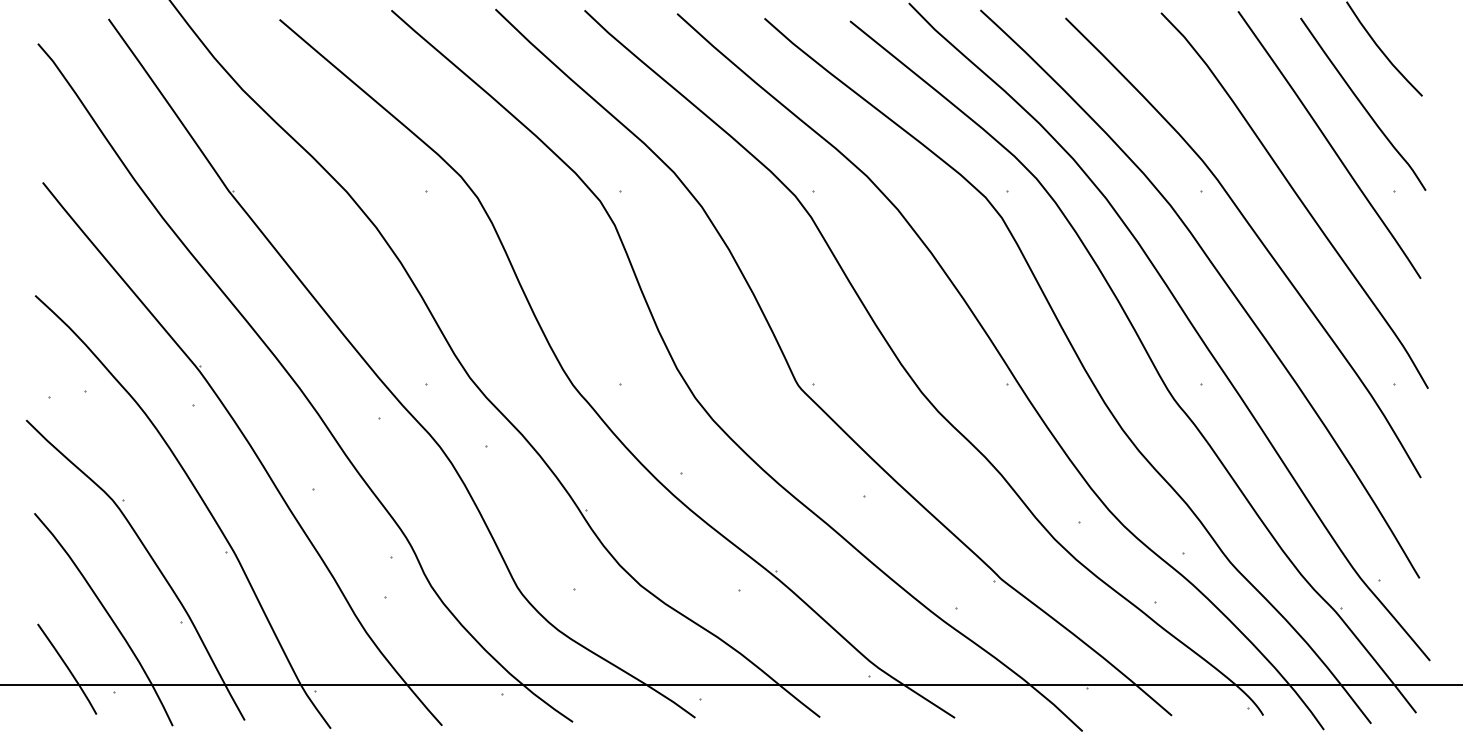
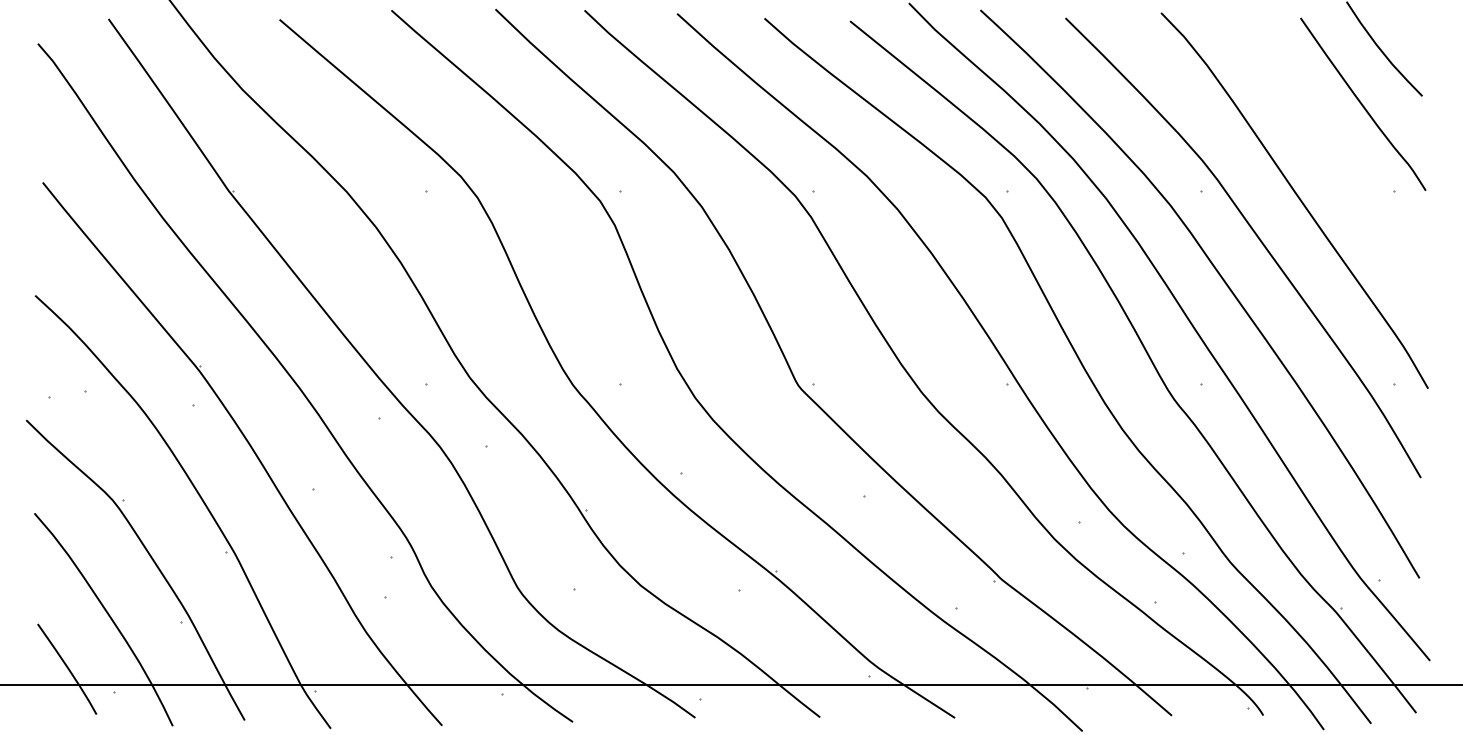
curve: present -> none (1329, 144)
